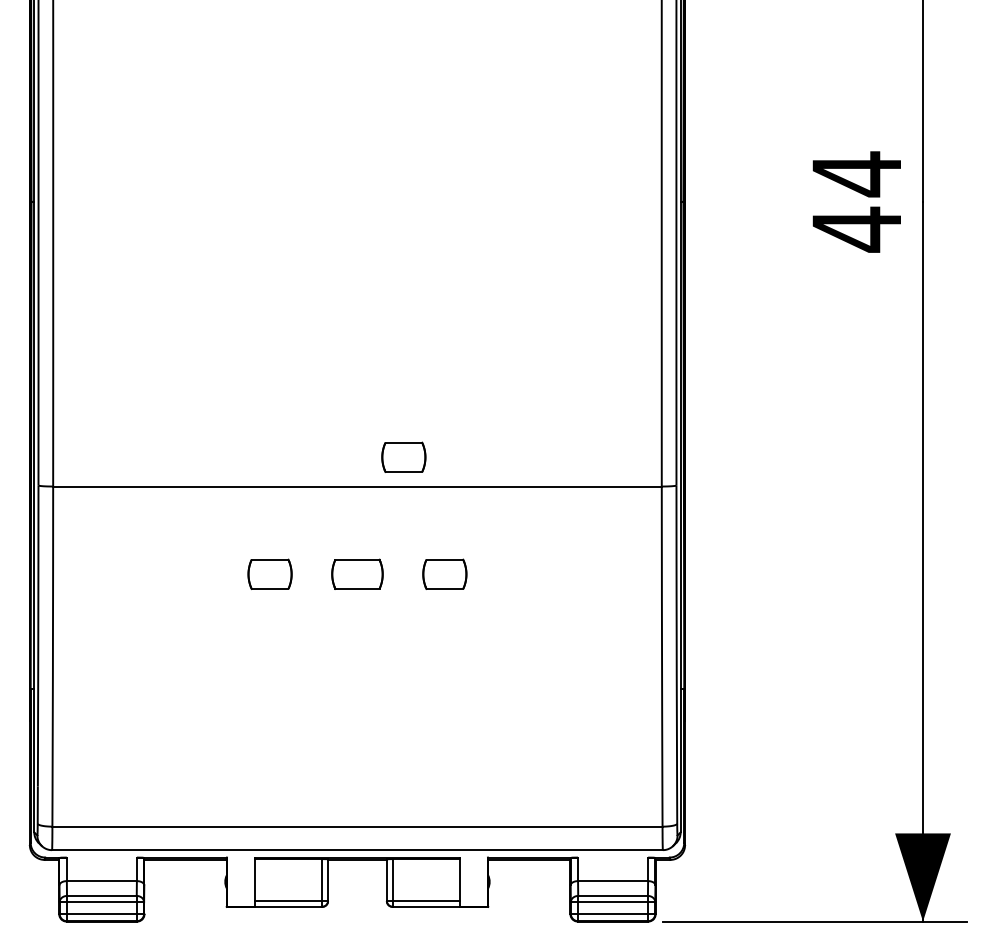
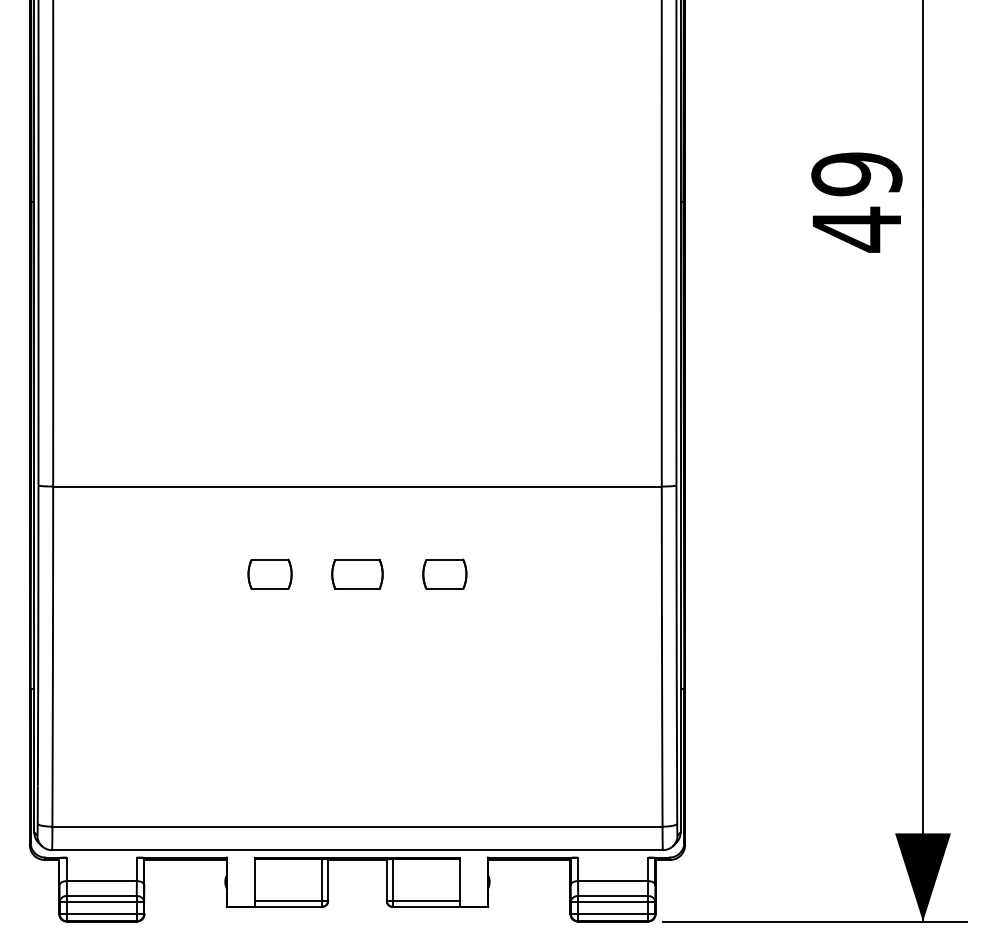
text: 44 -> 49 (856, 174)
part: present -> none (403, 456)
